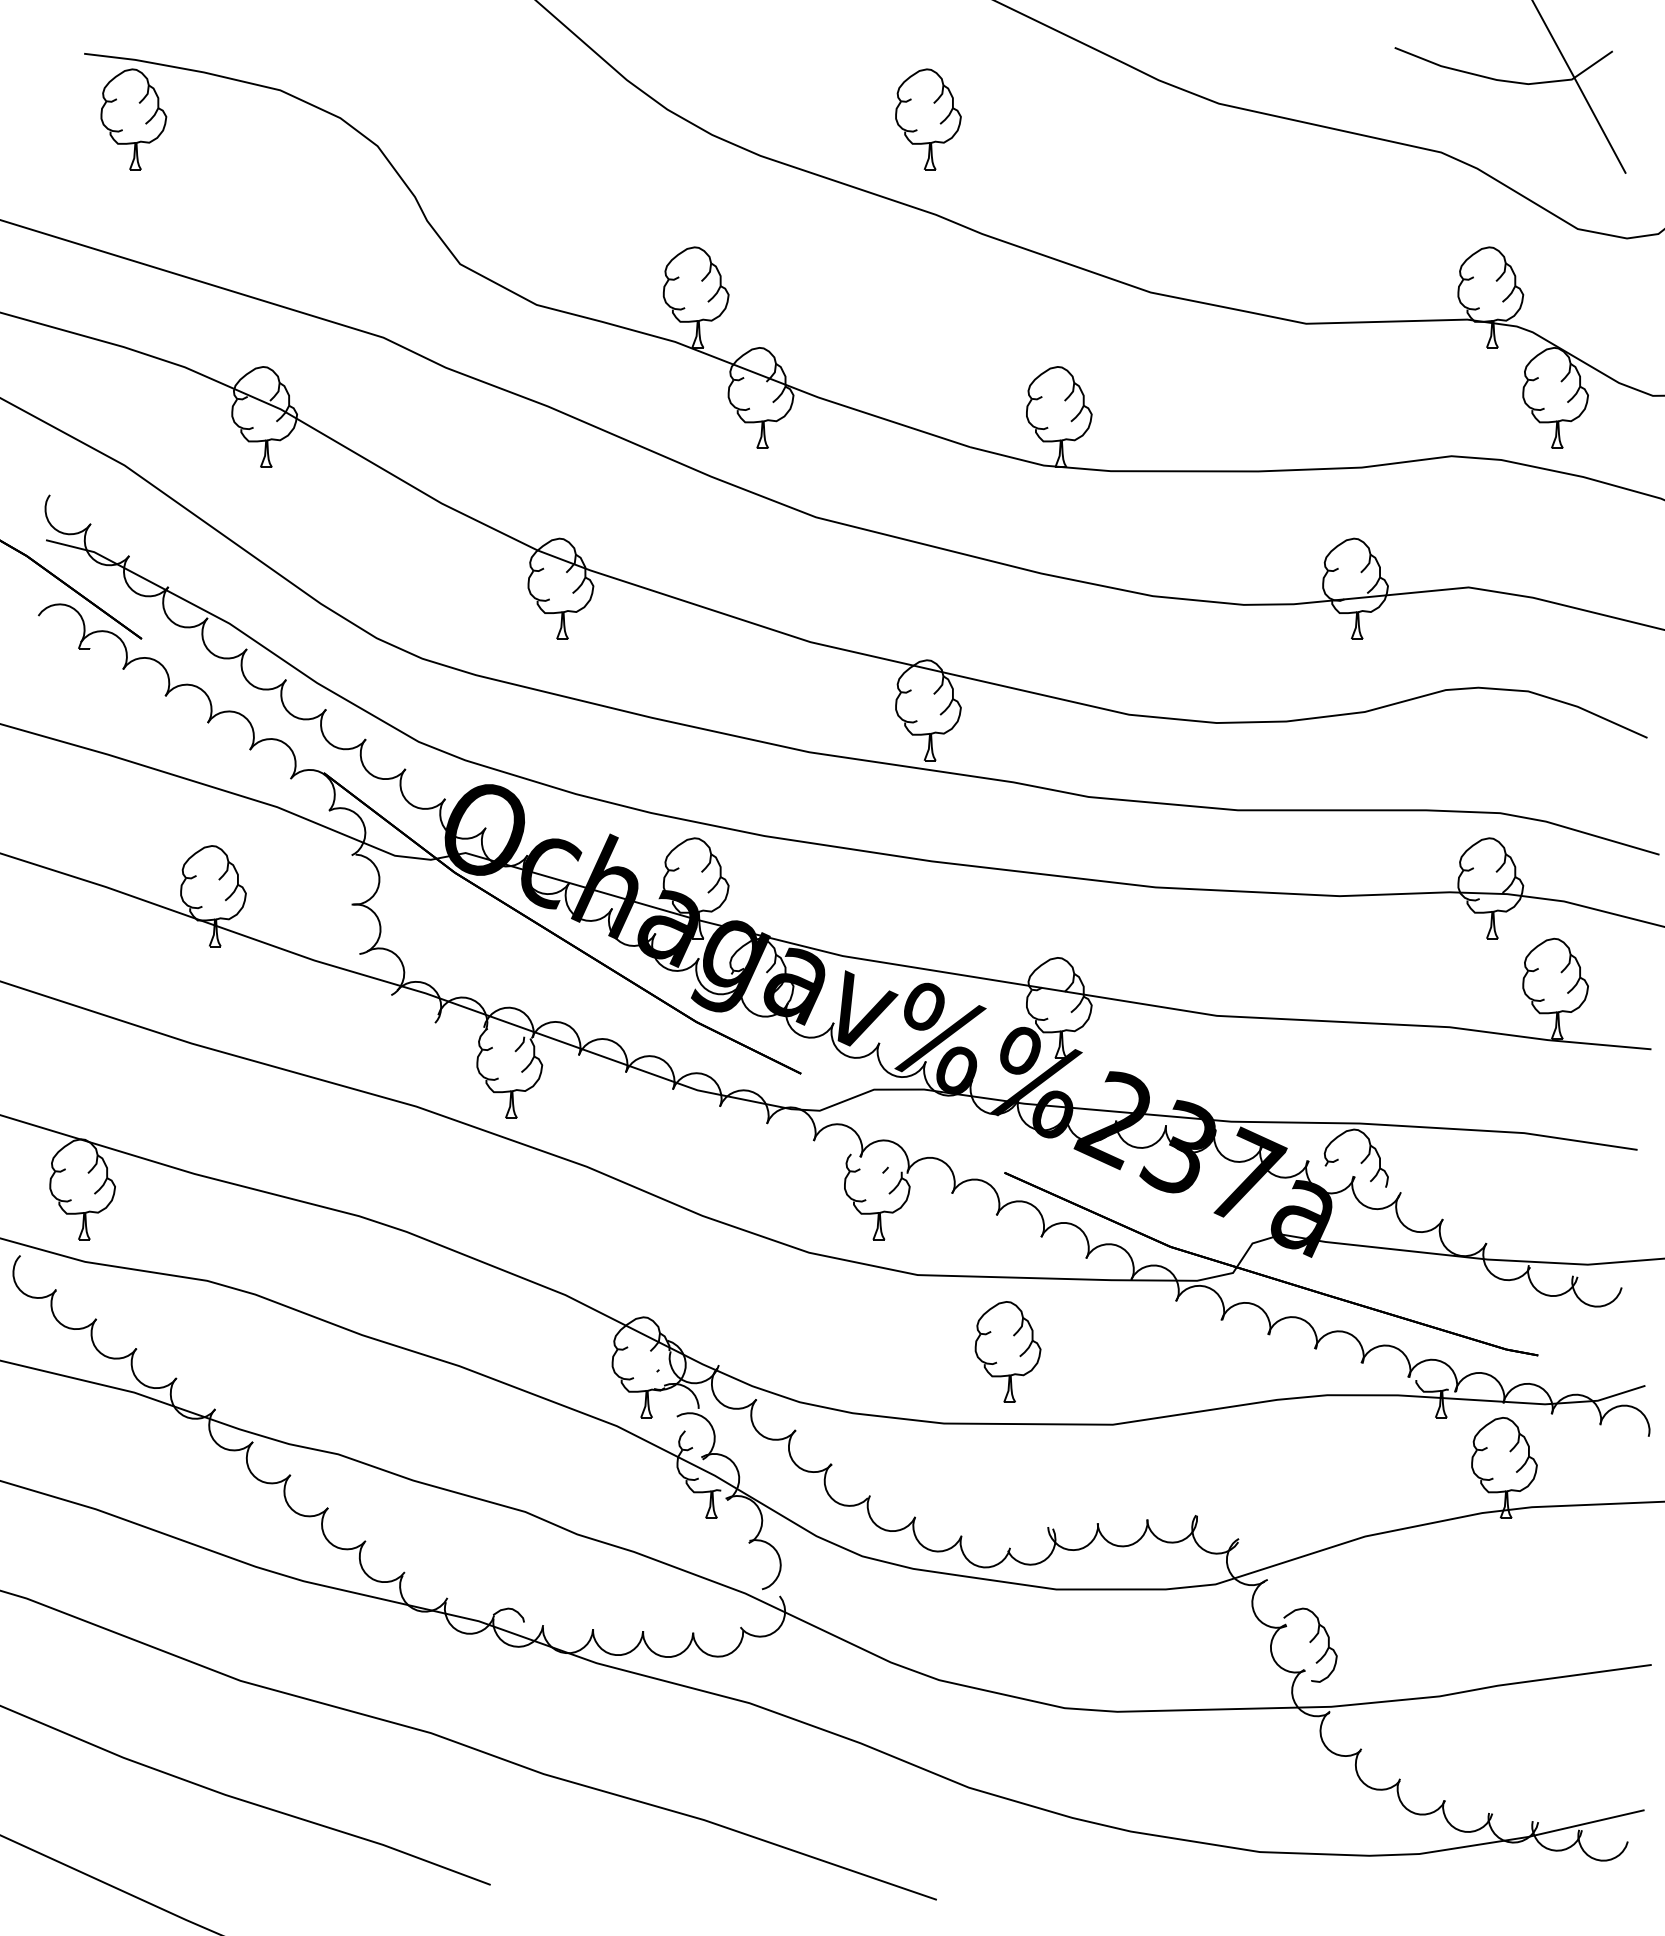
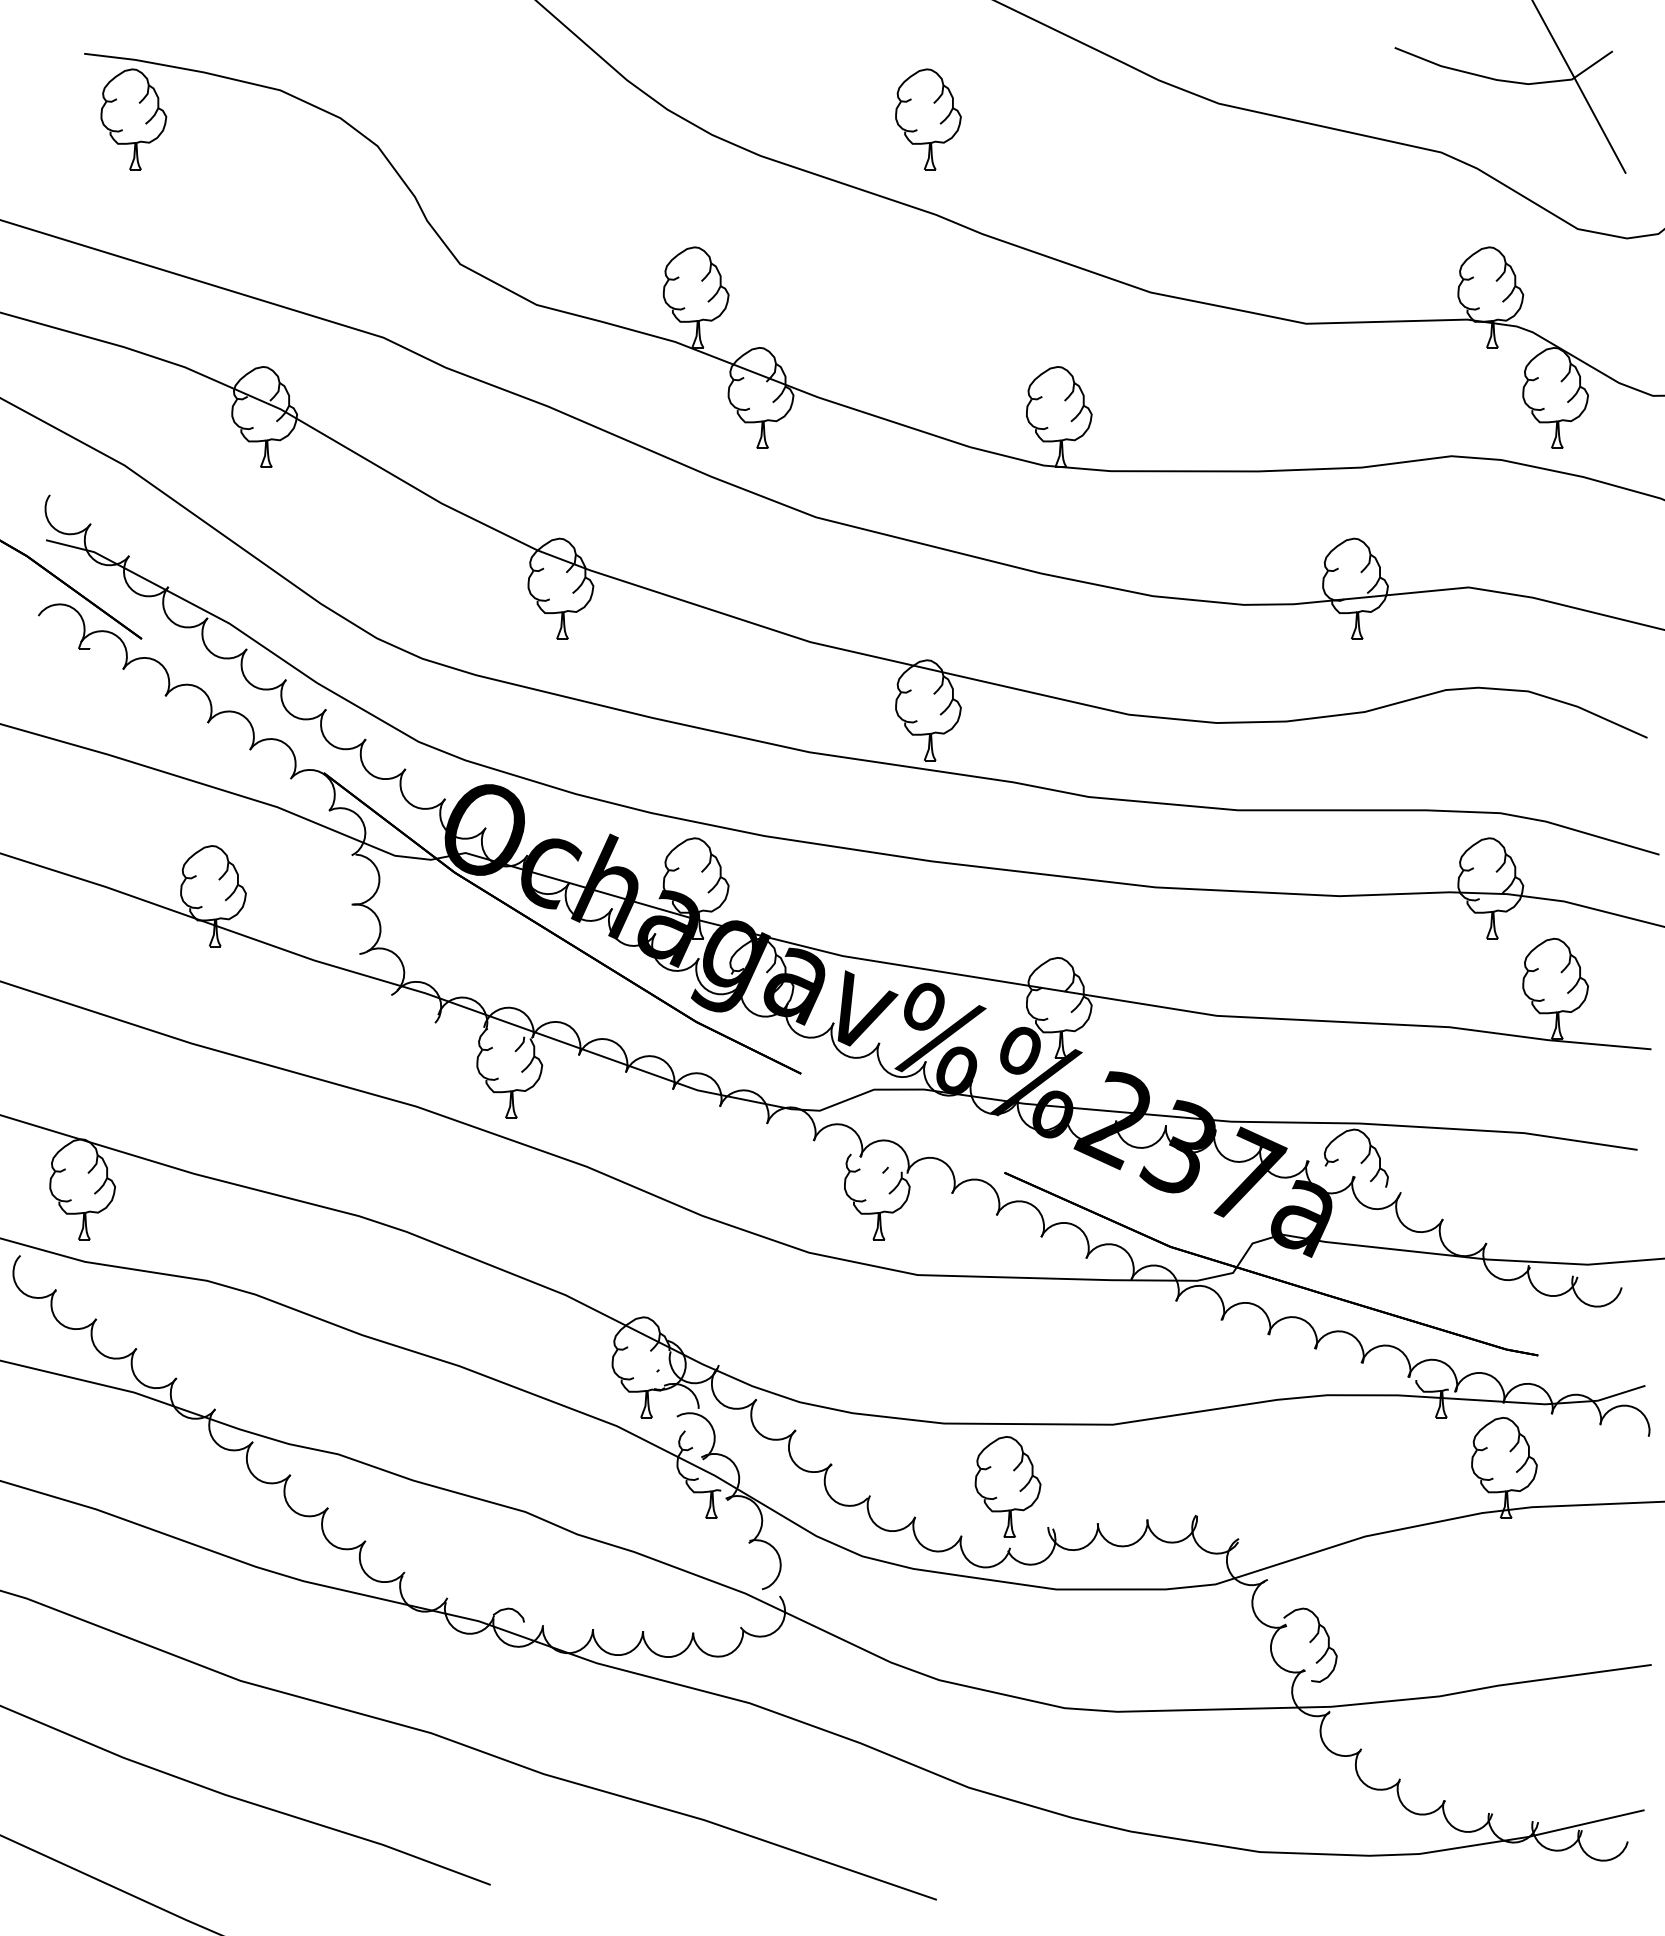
part position: (1007, 1351) -> (1007, 1486) (1007, 1486)
